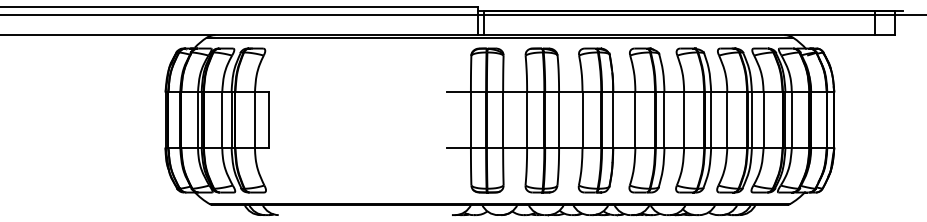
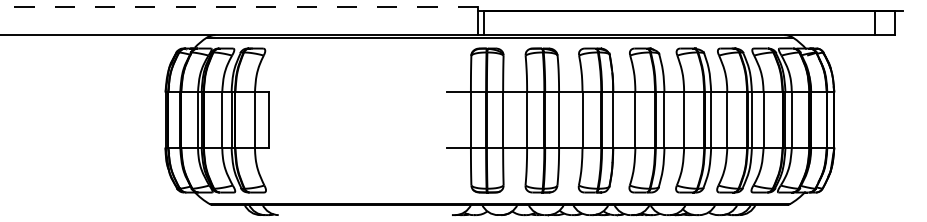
line: solid -> dashed (238, 6)
line: present -> none (462, 14)
